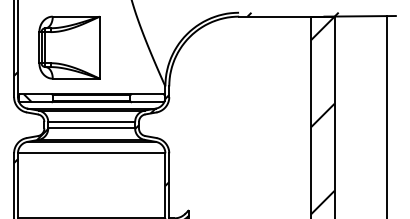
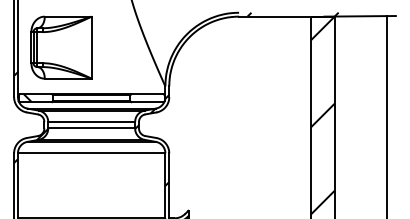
part position: (69, 47) -> (61, 47) (61, 47)
